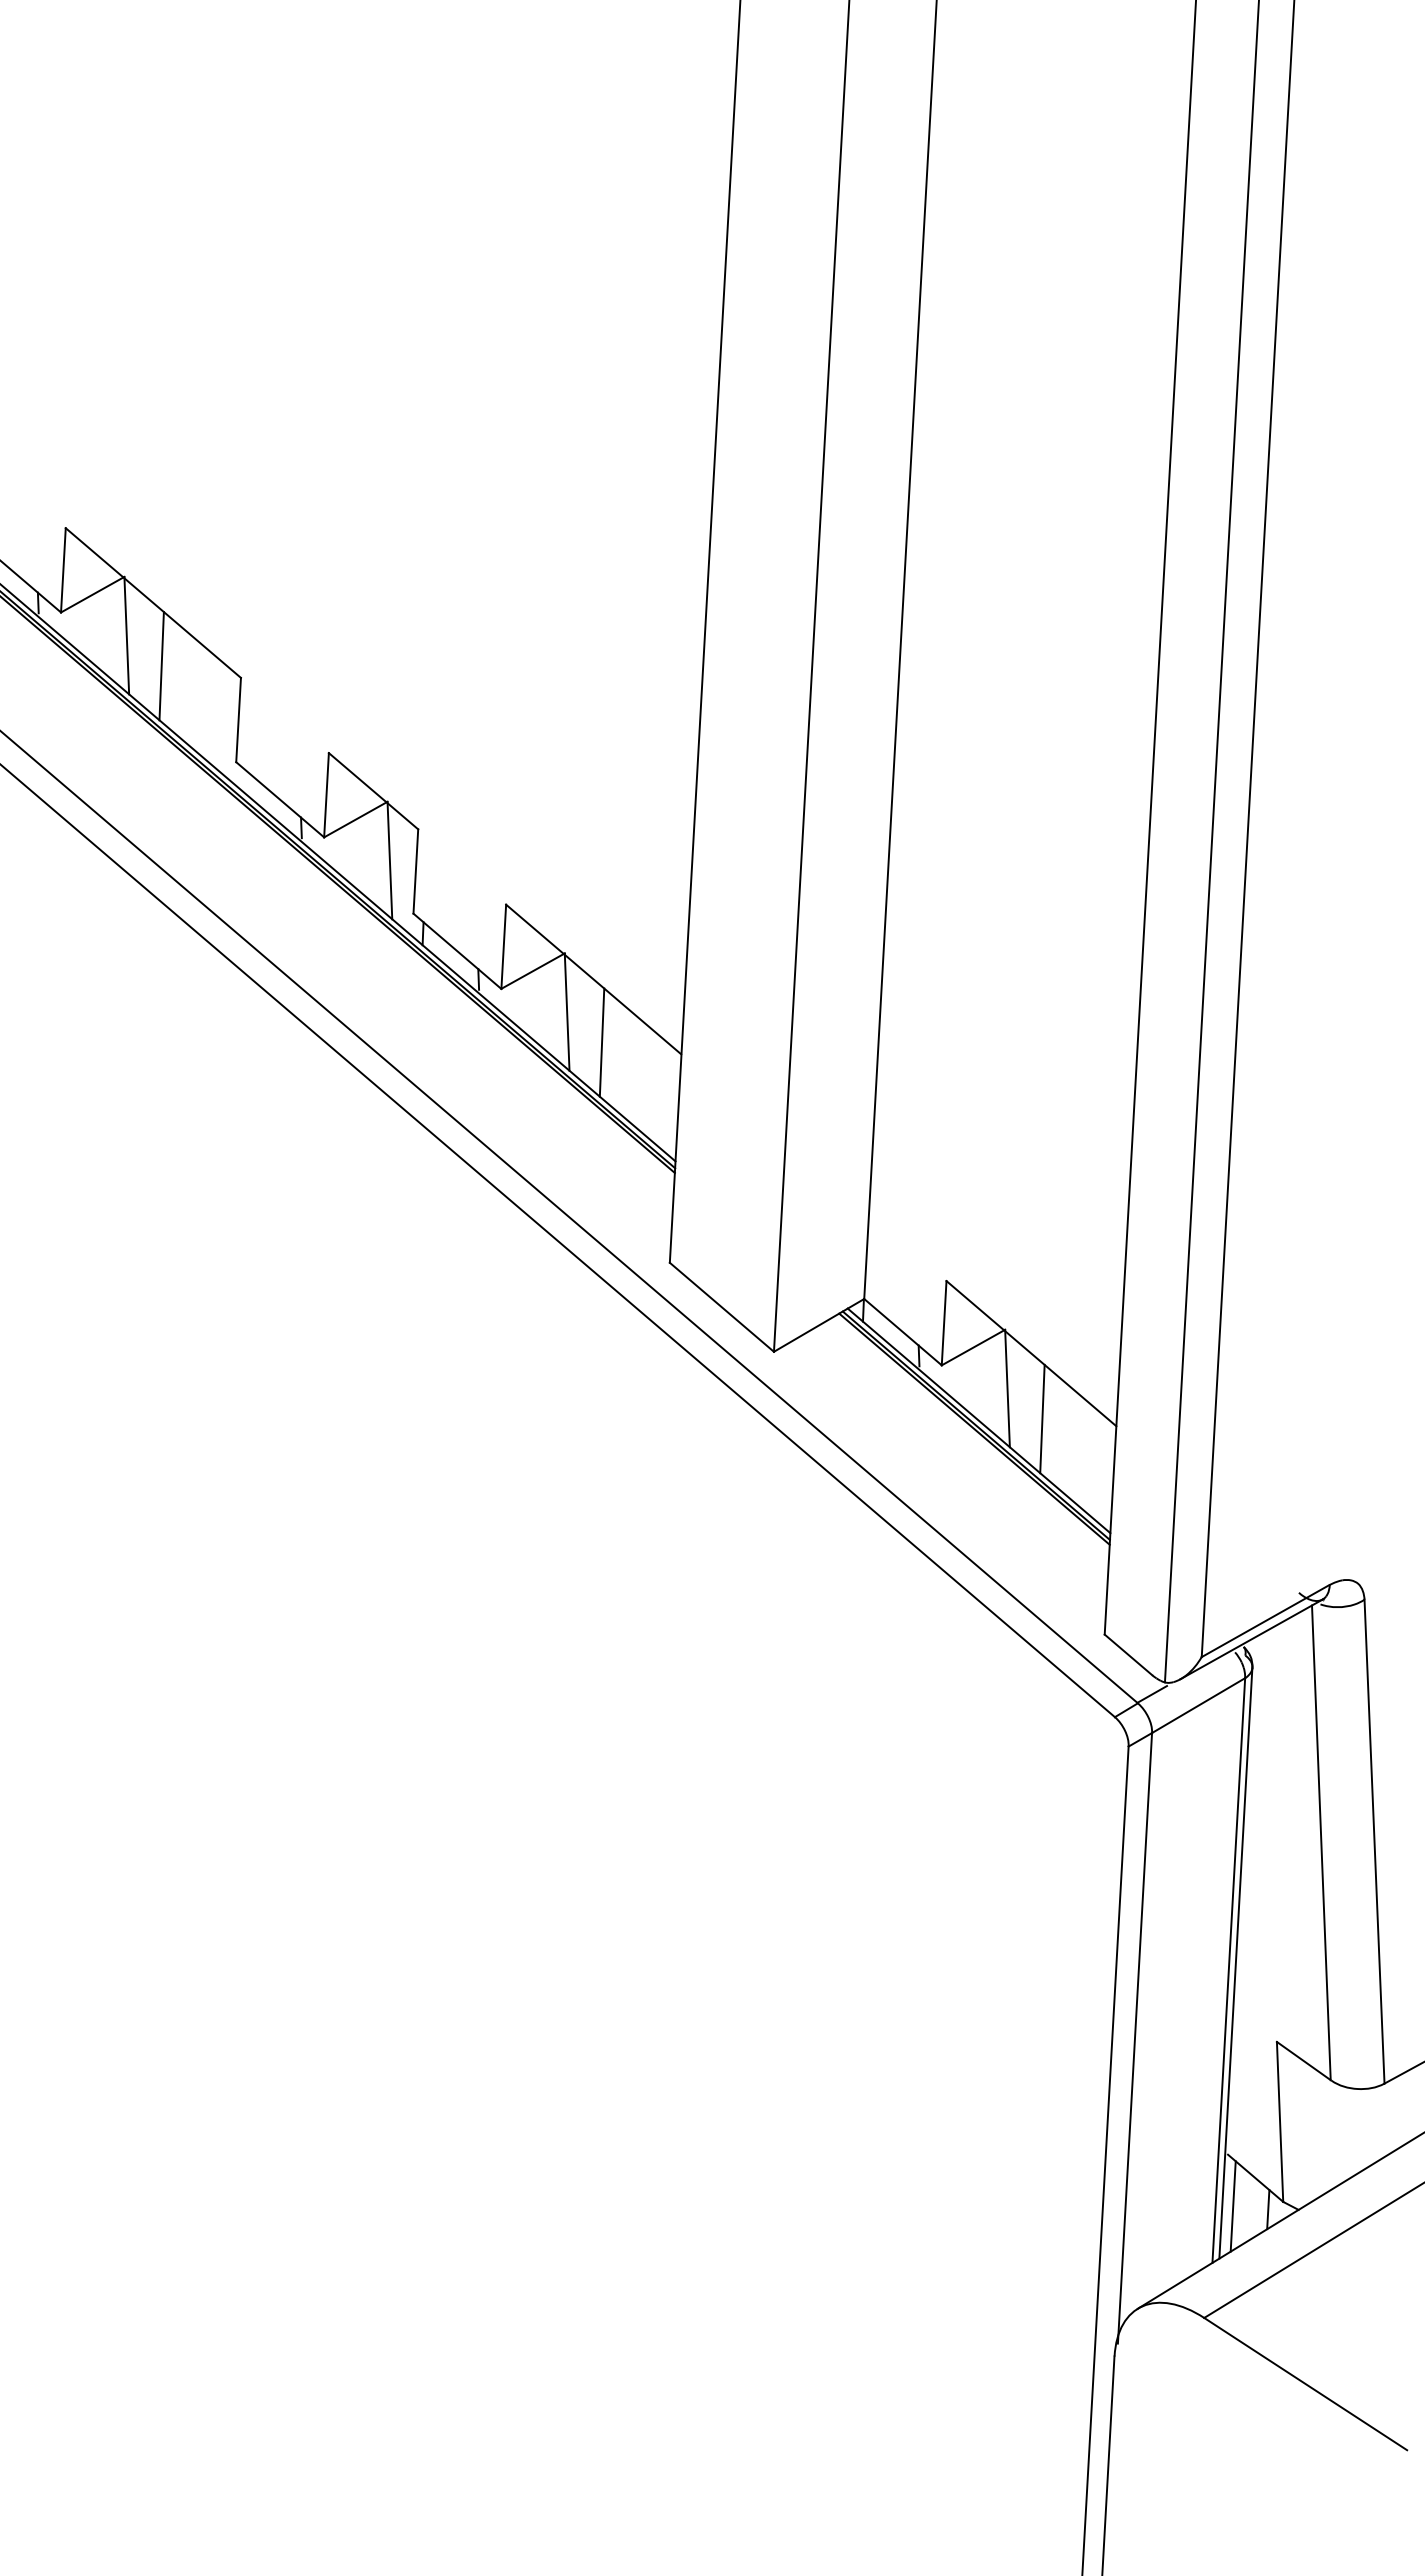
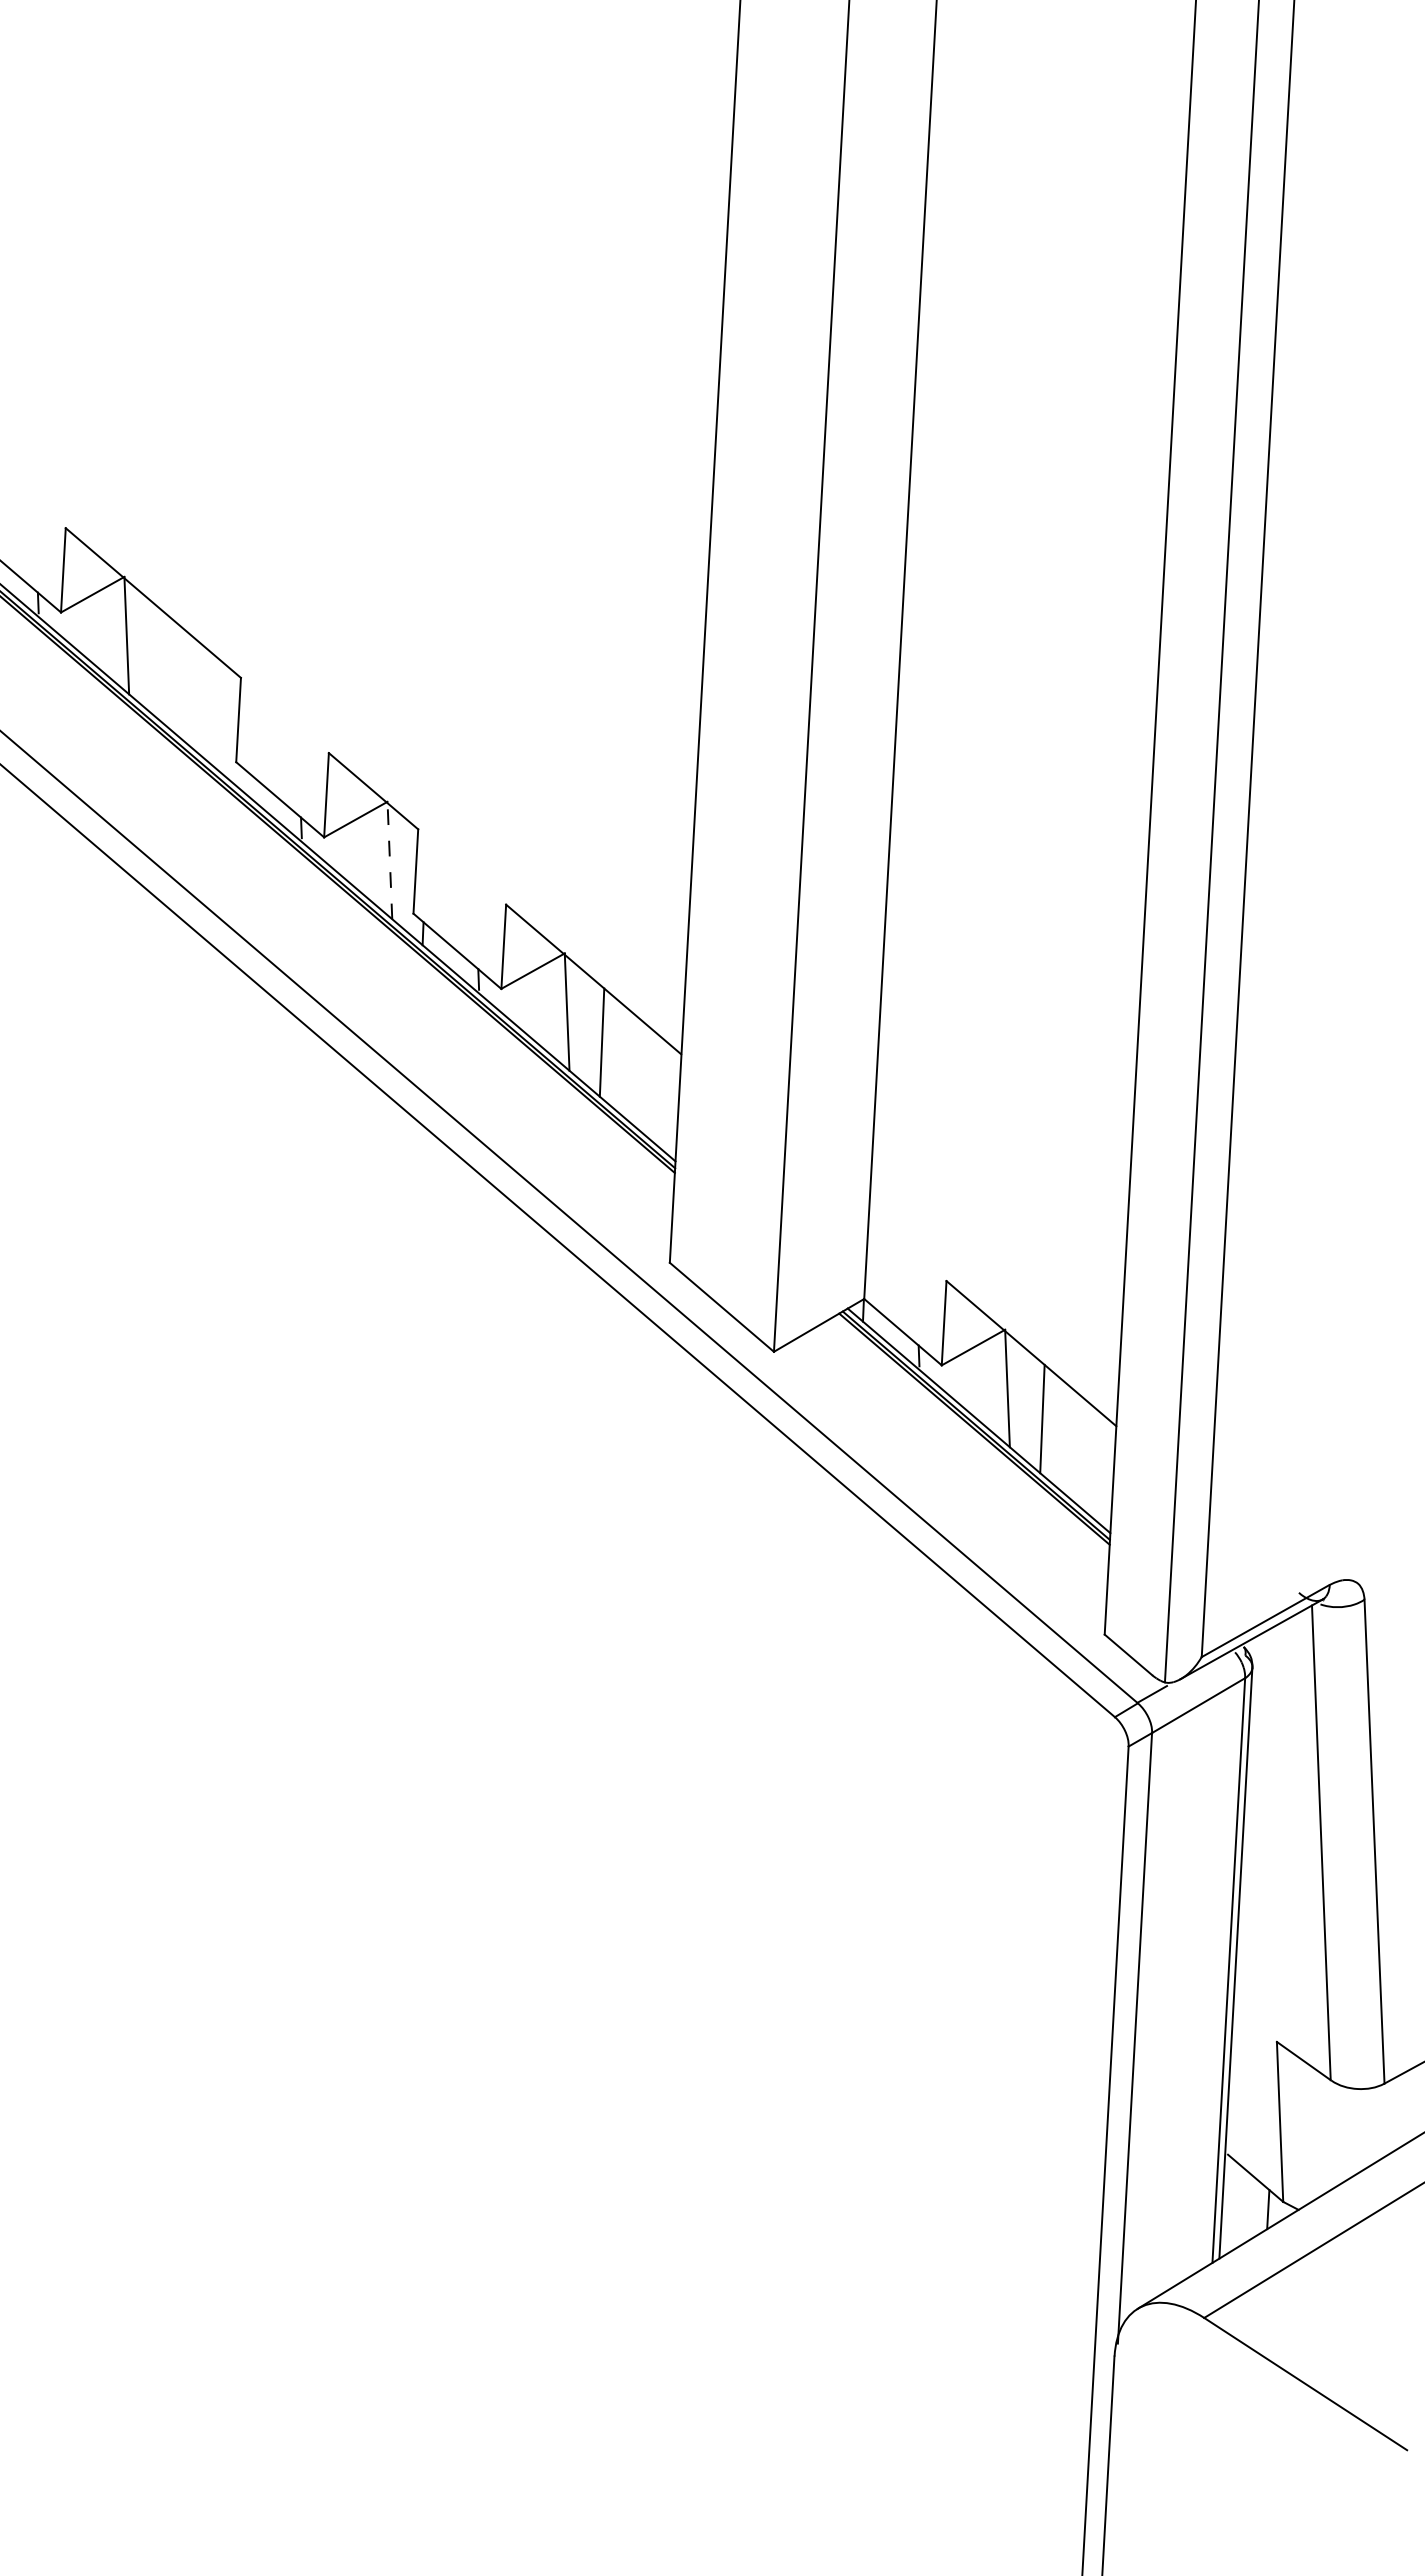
line: present -> none (161, 666)
line: solid -> dashed (389, 860)
line: present -> none (1232, 2206)
